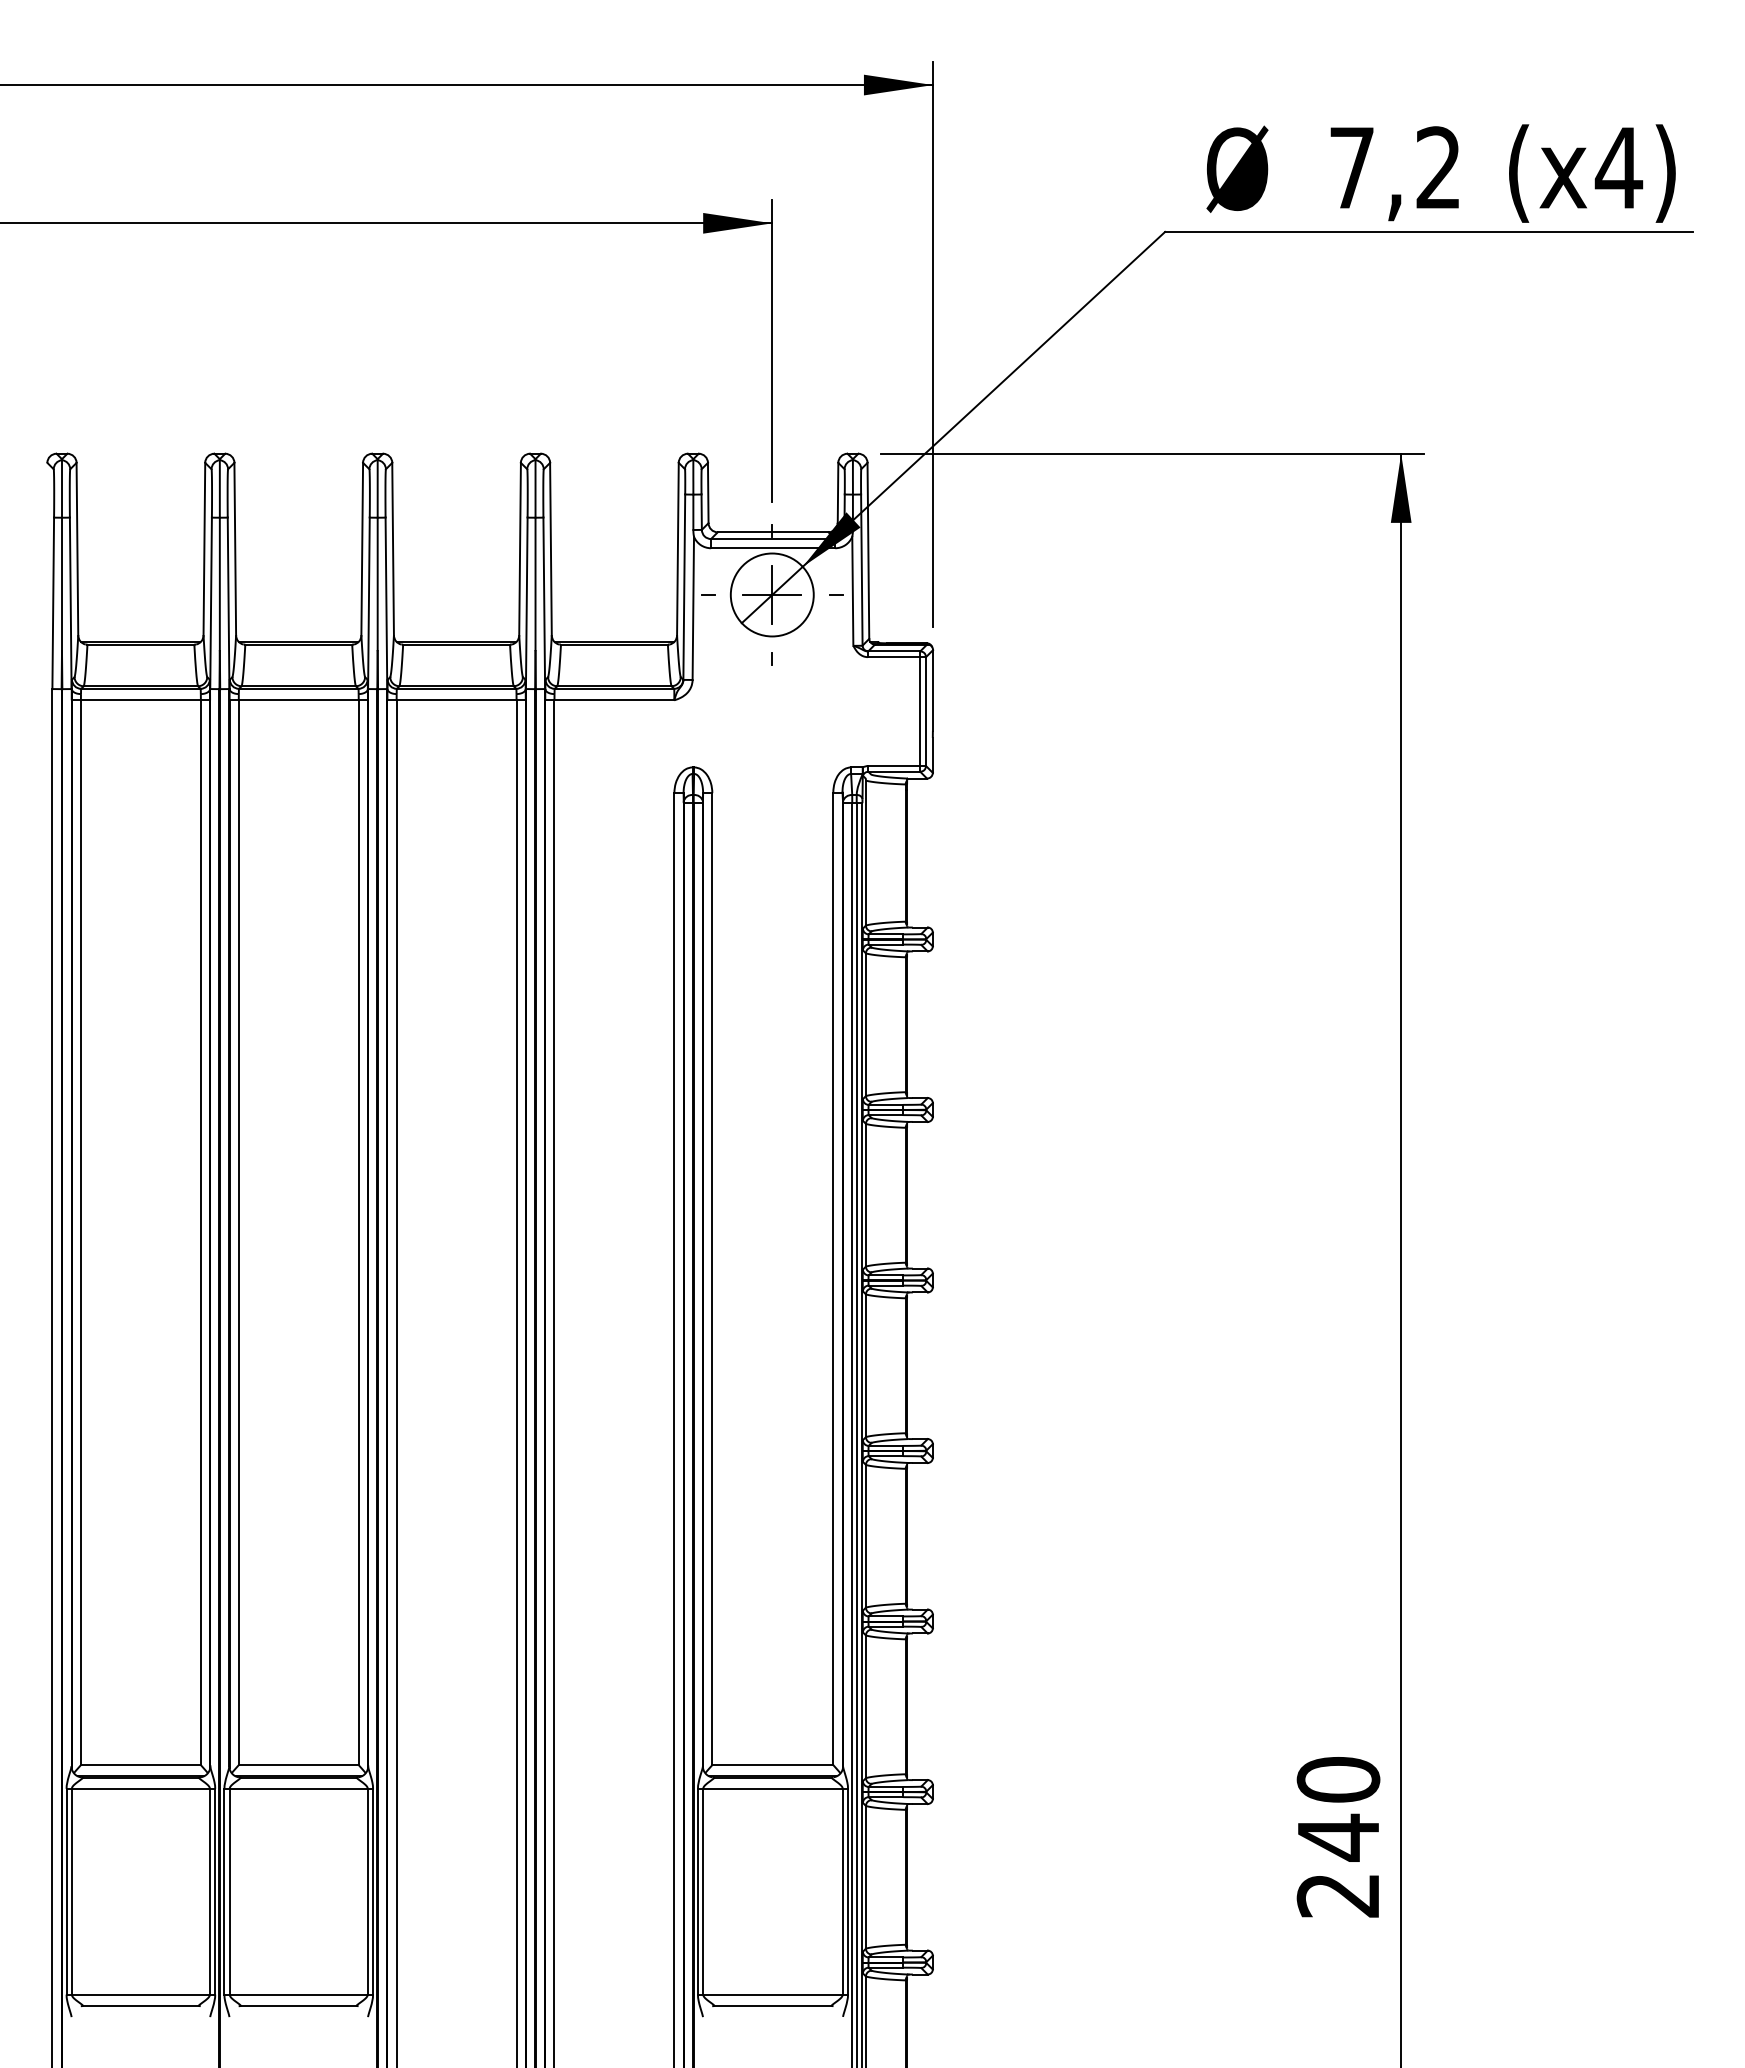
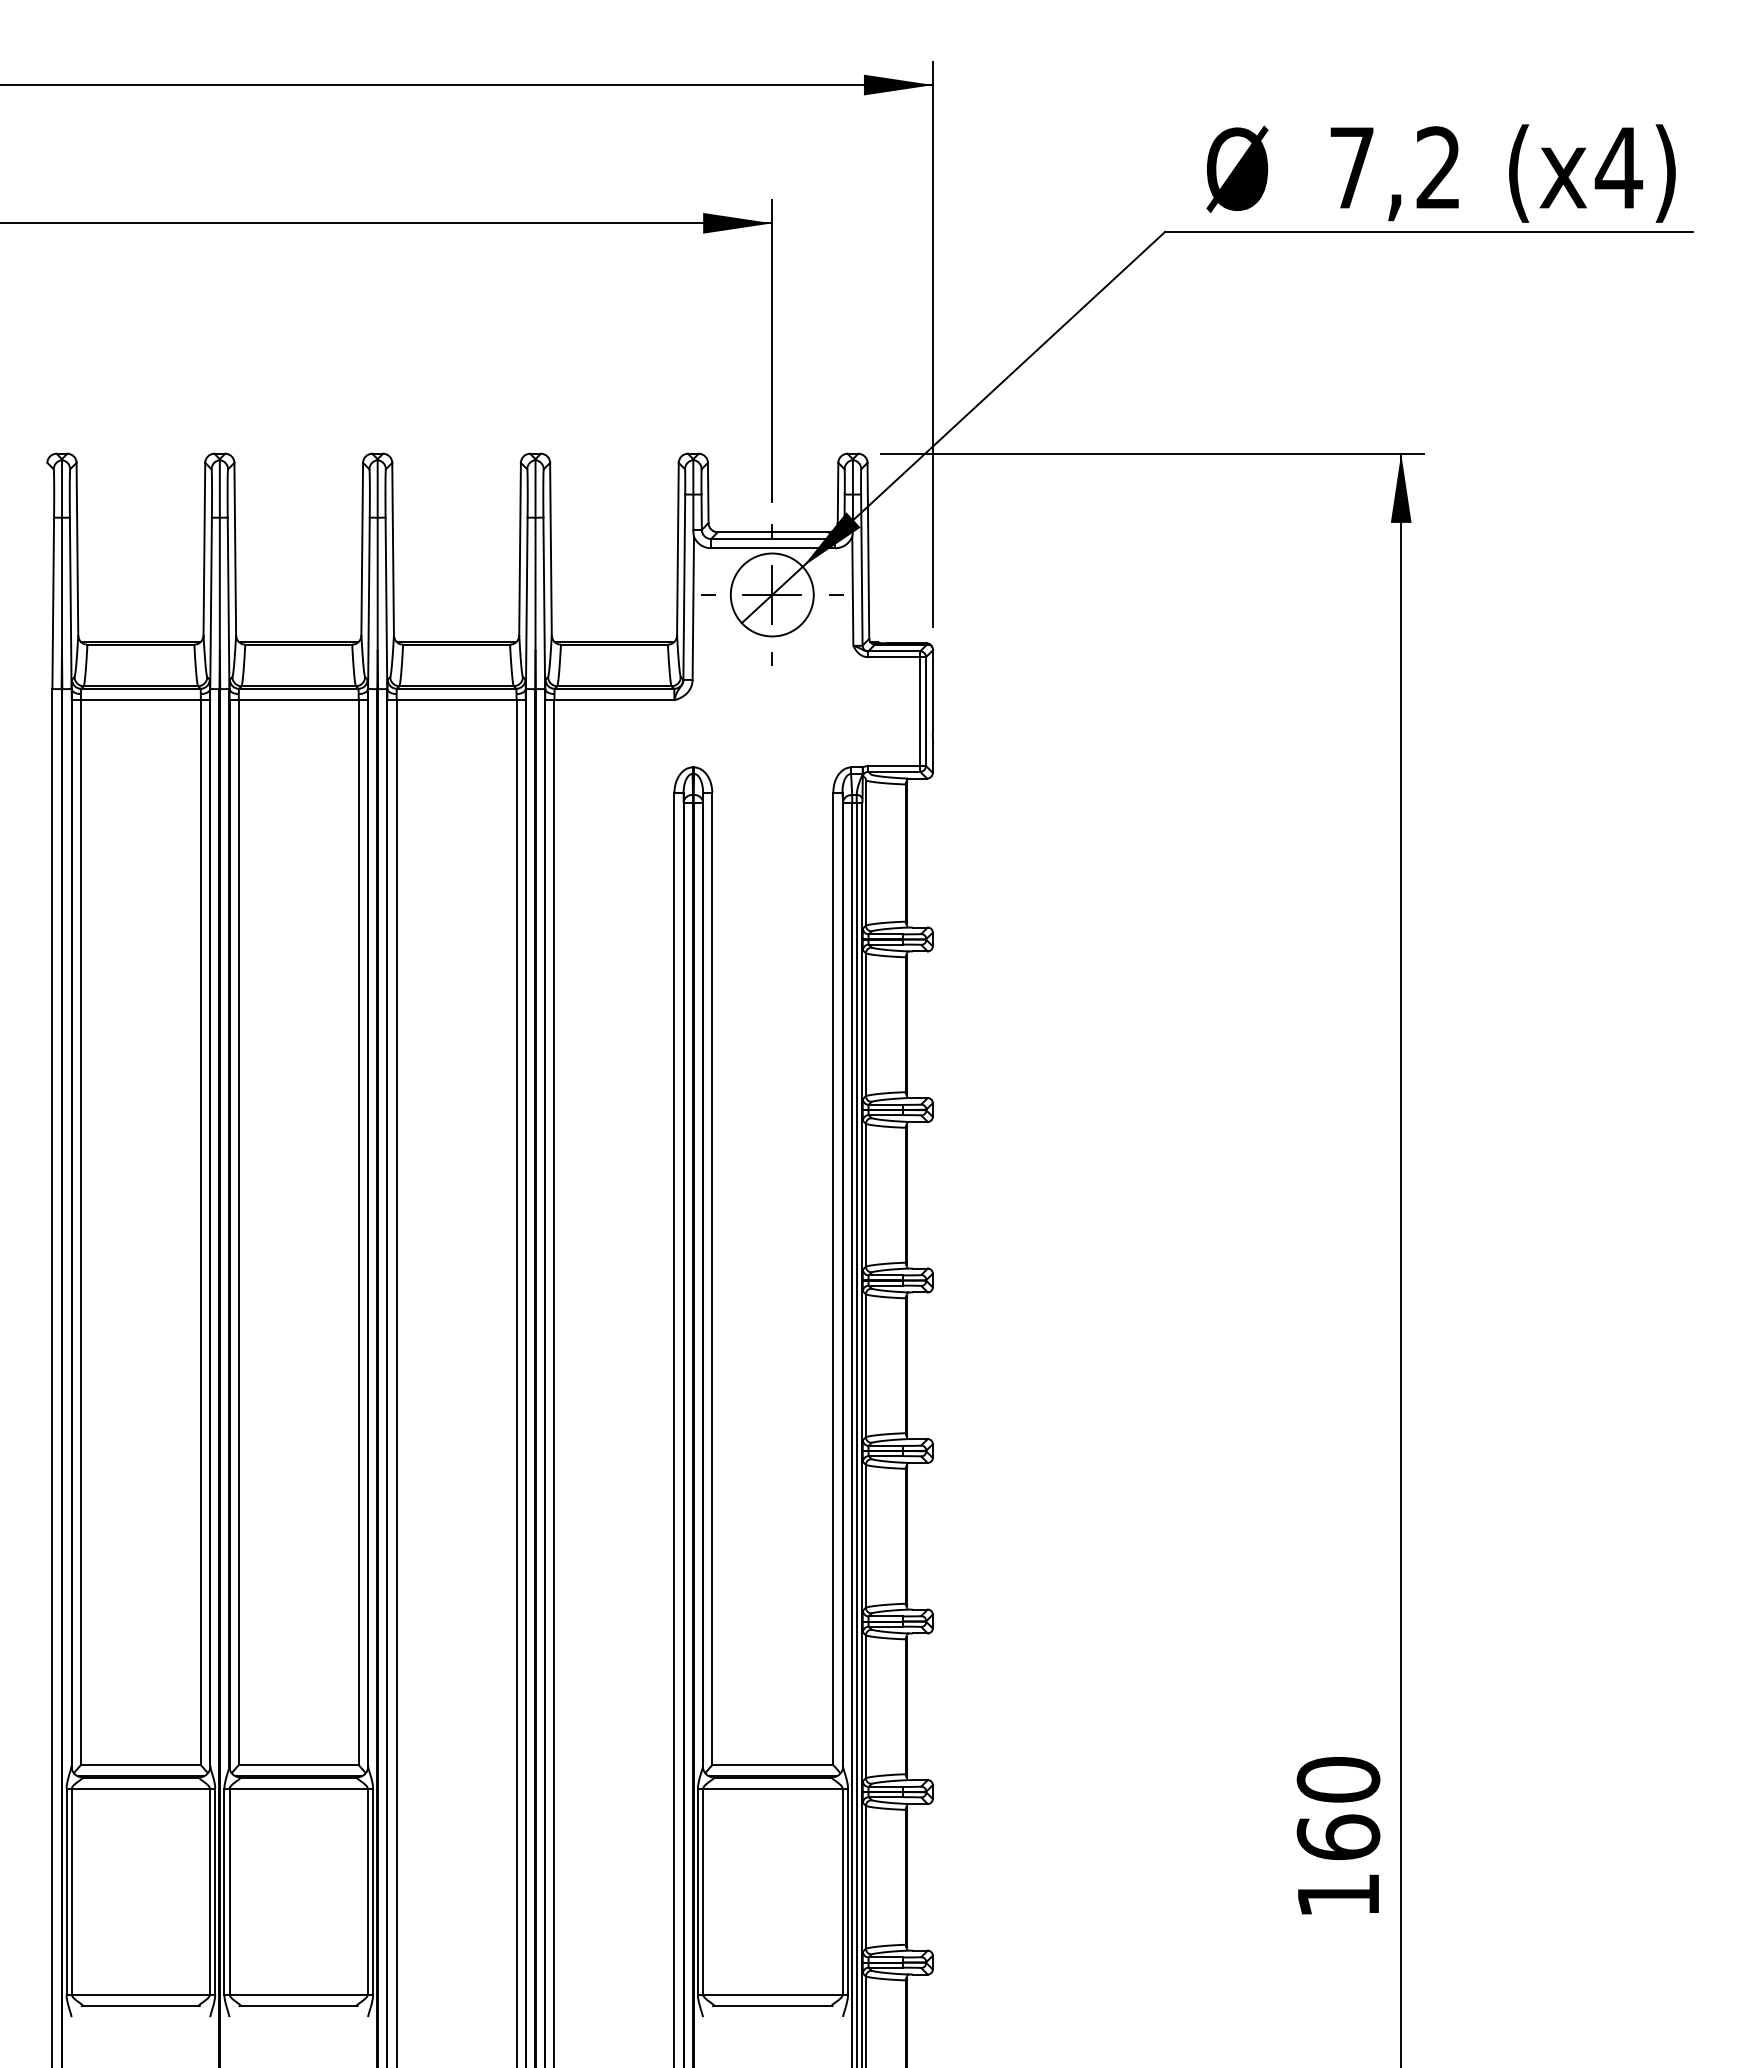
text: 240 -> 160 (1338, 1865)
